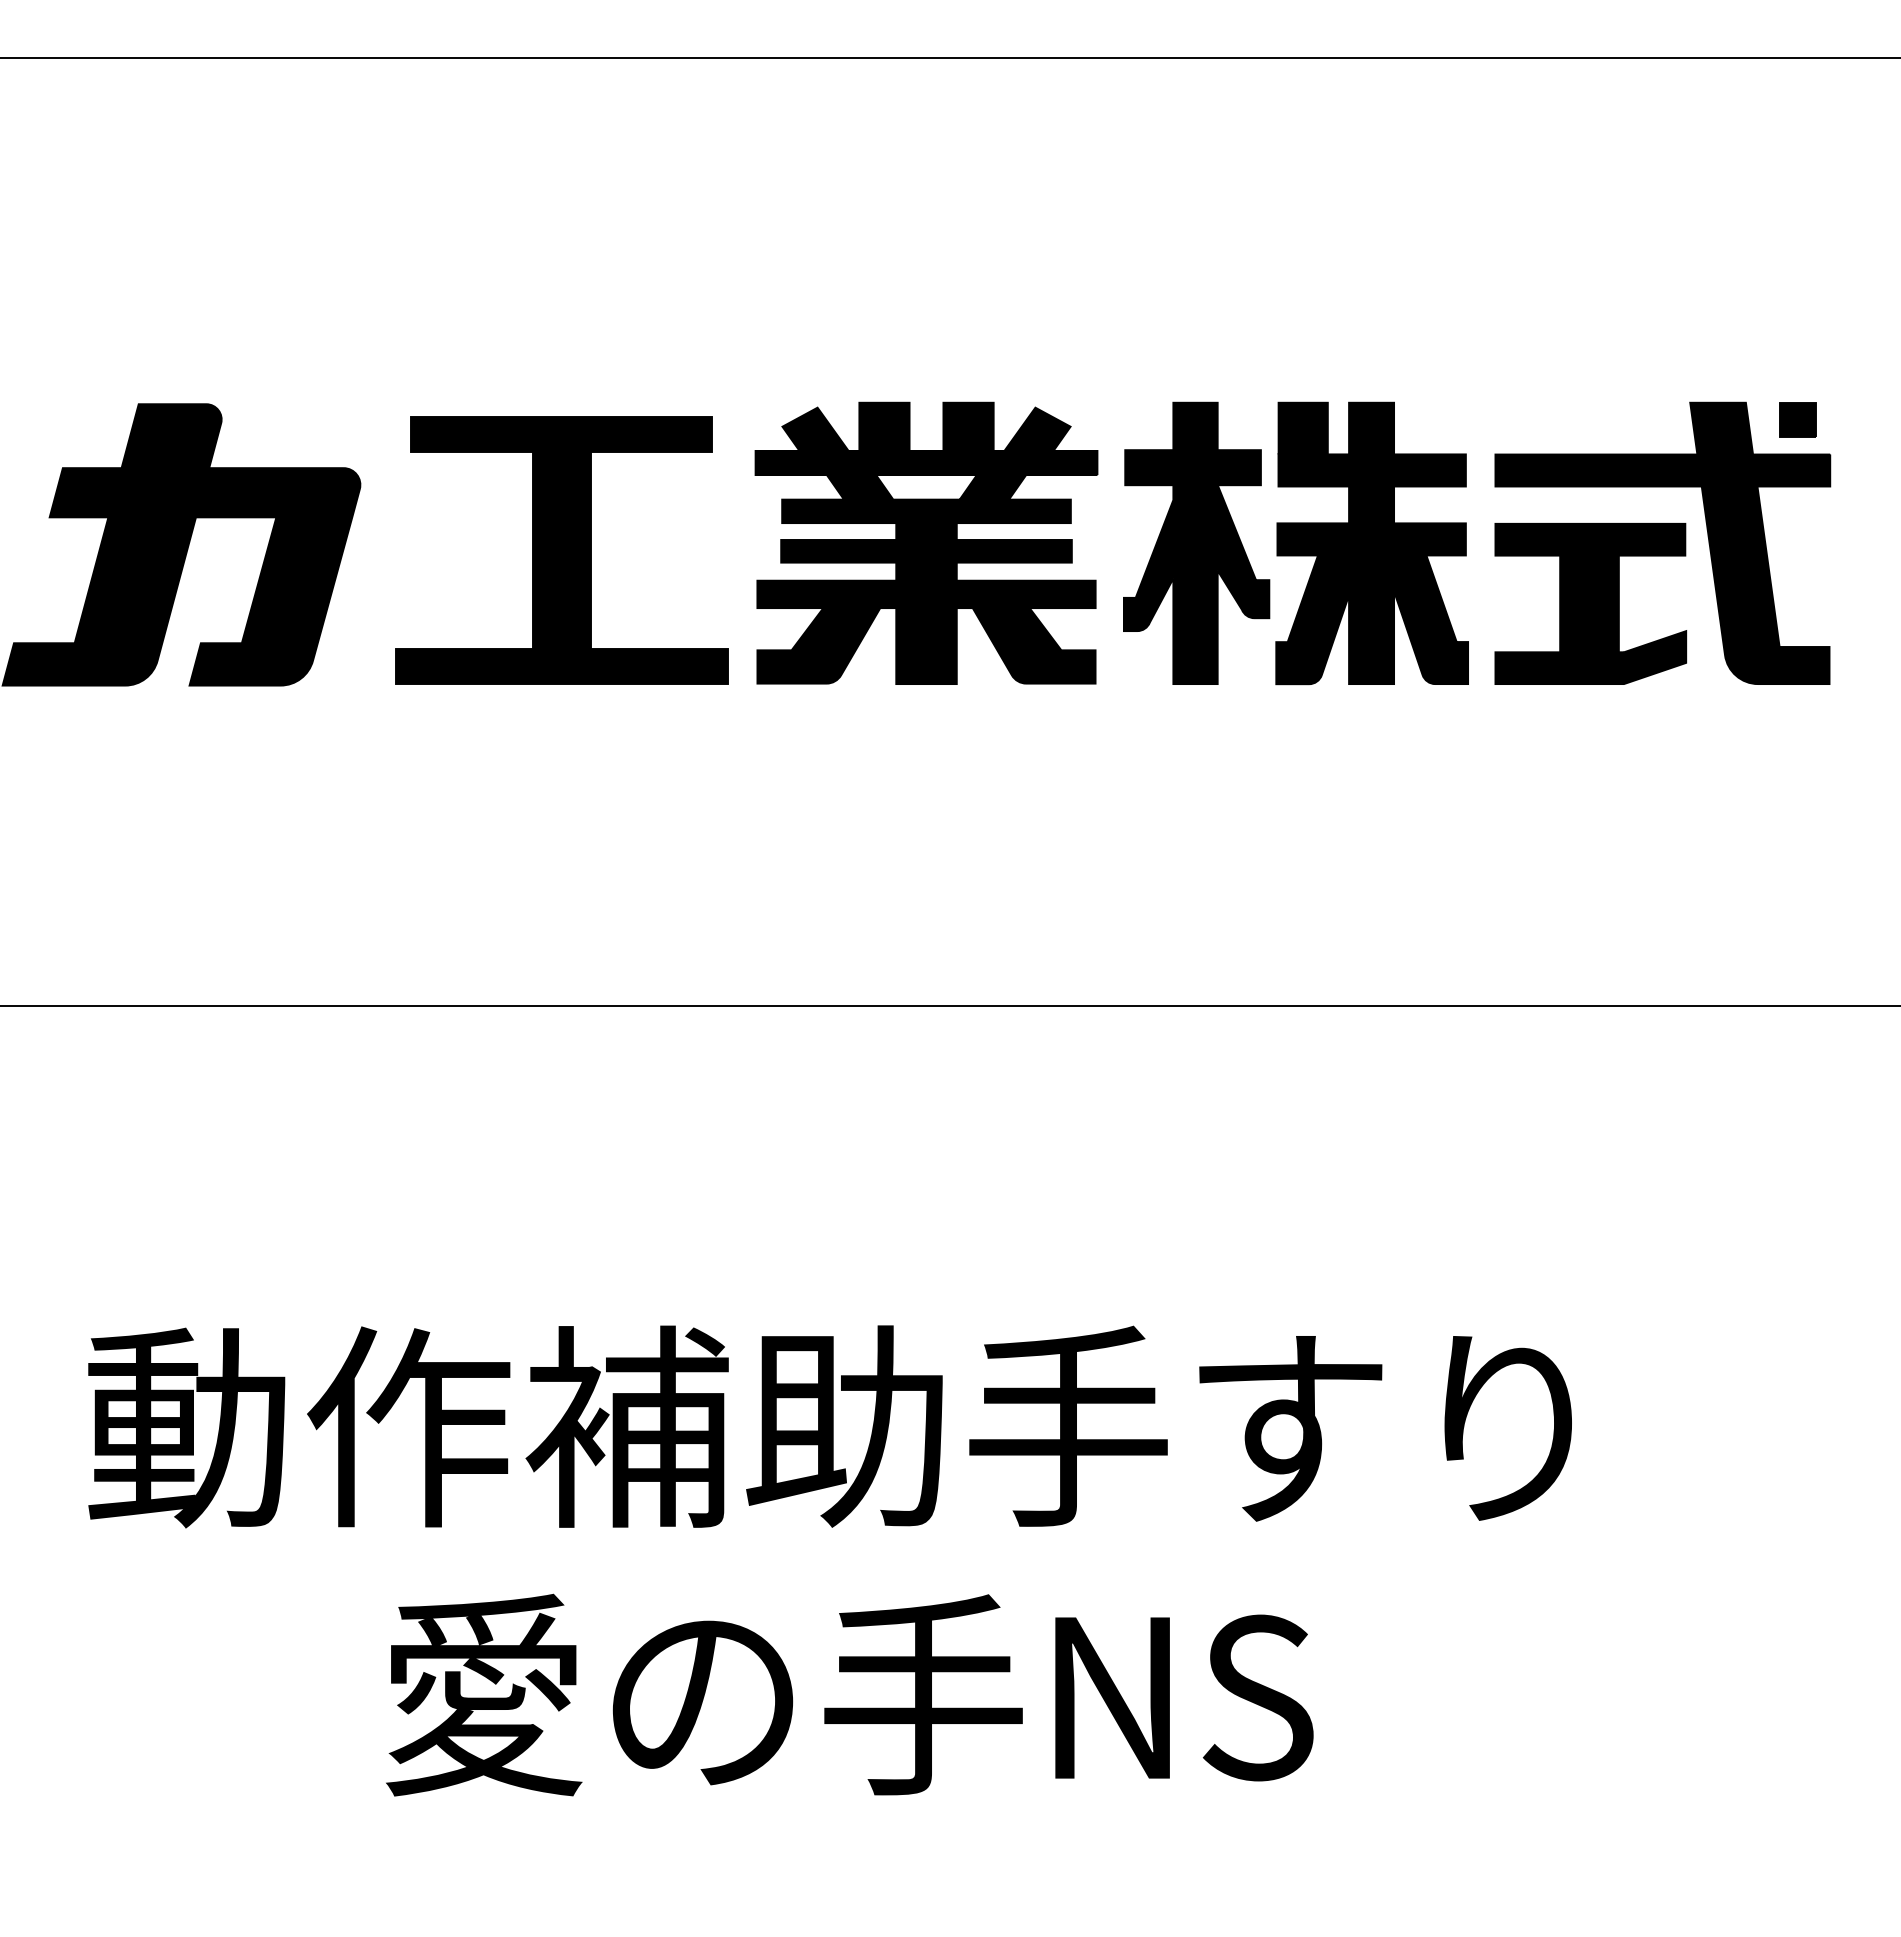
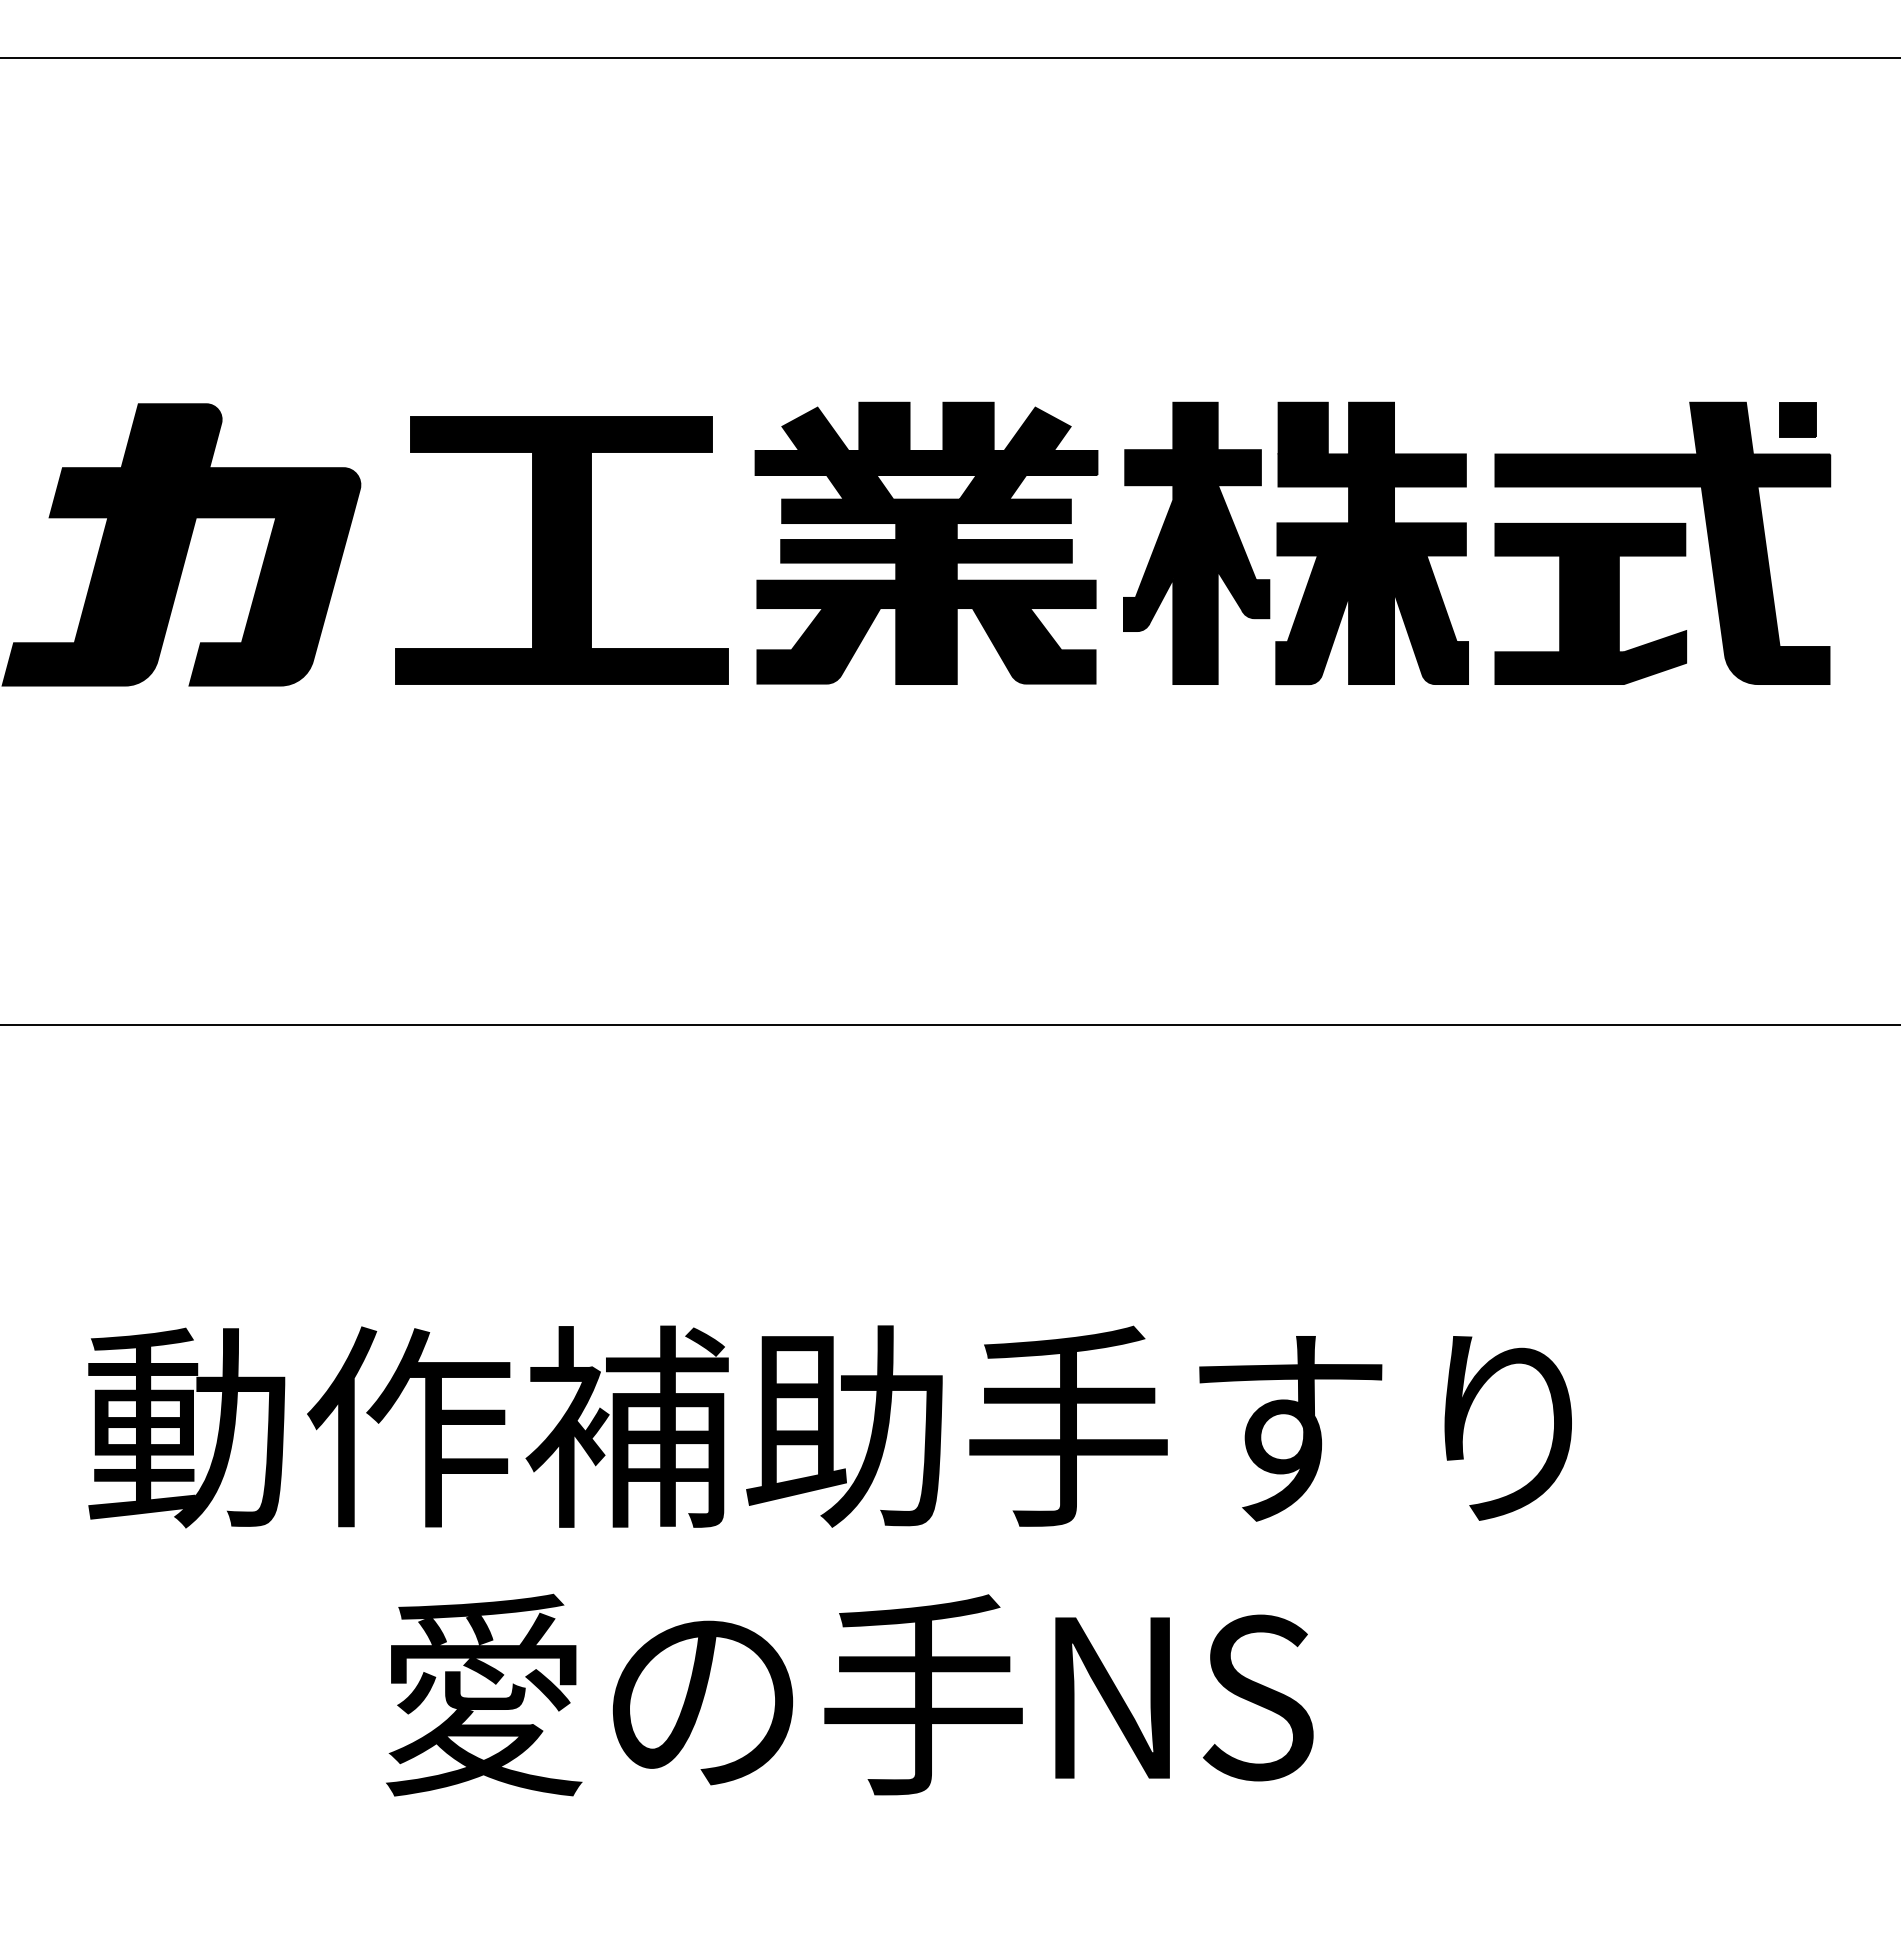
line position: (949, 1005) -> (949, 1024) (949, 1024)
